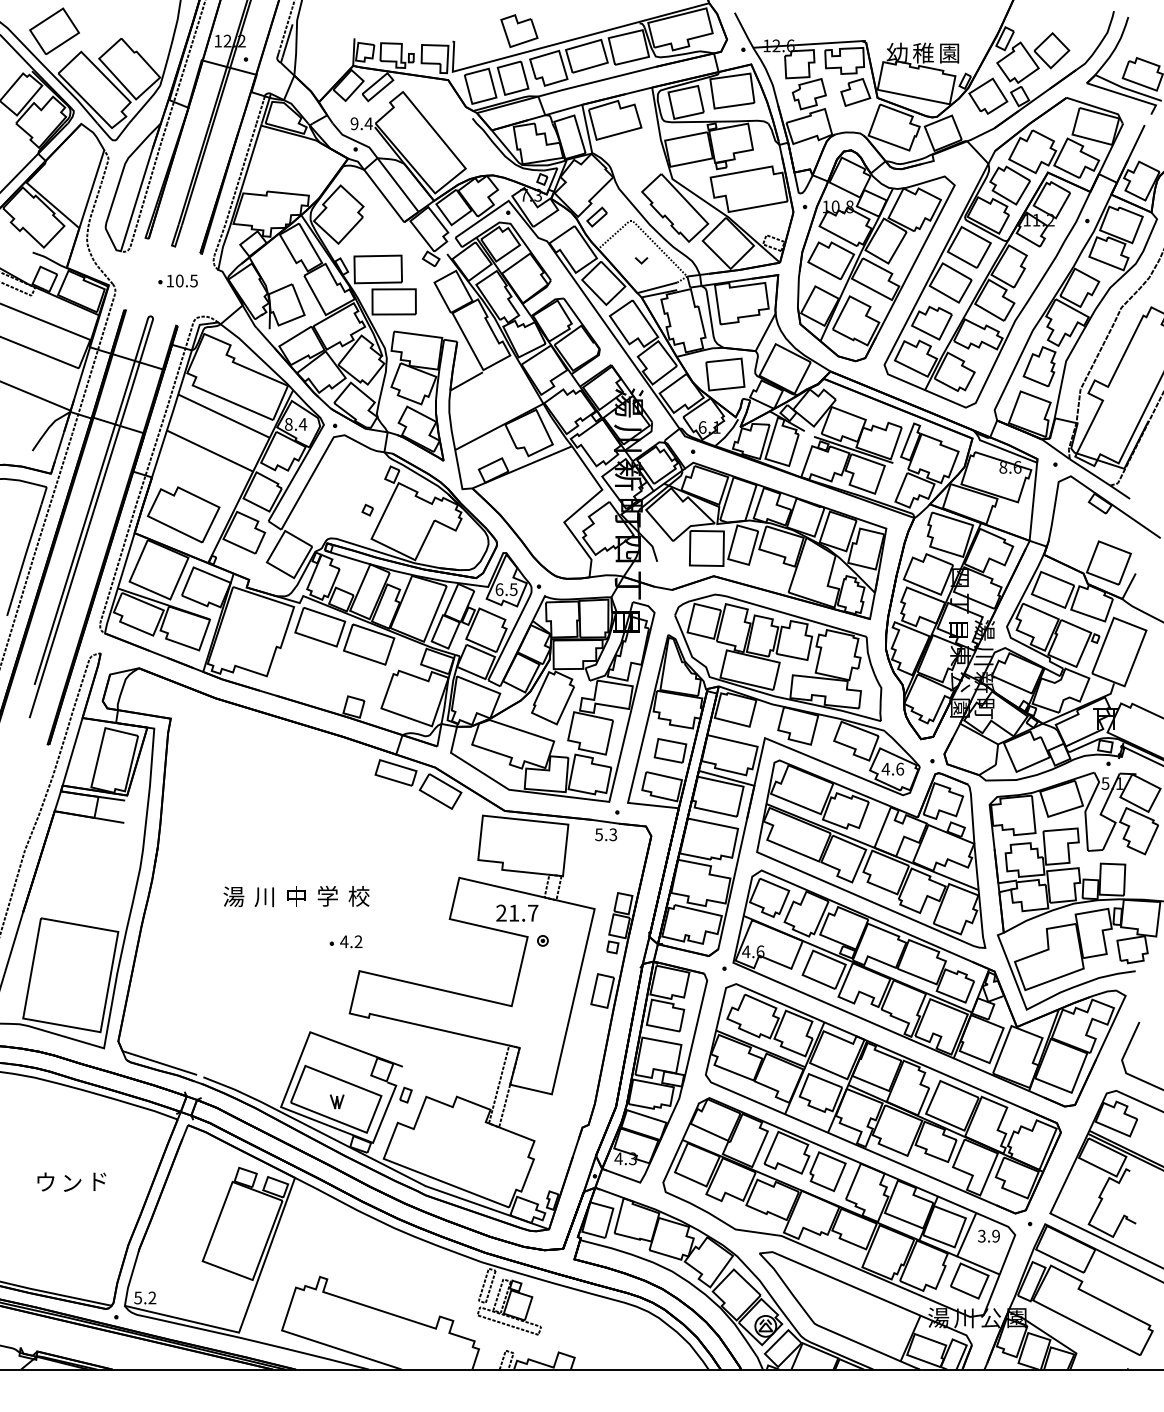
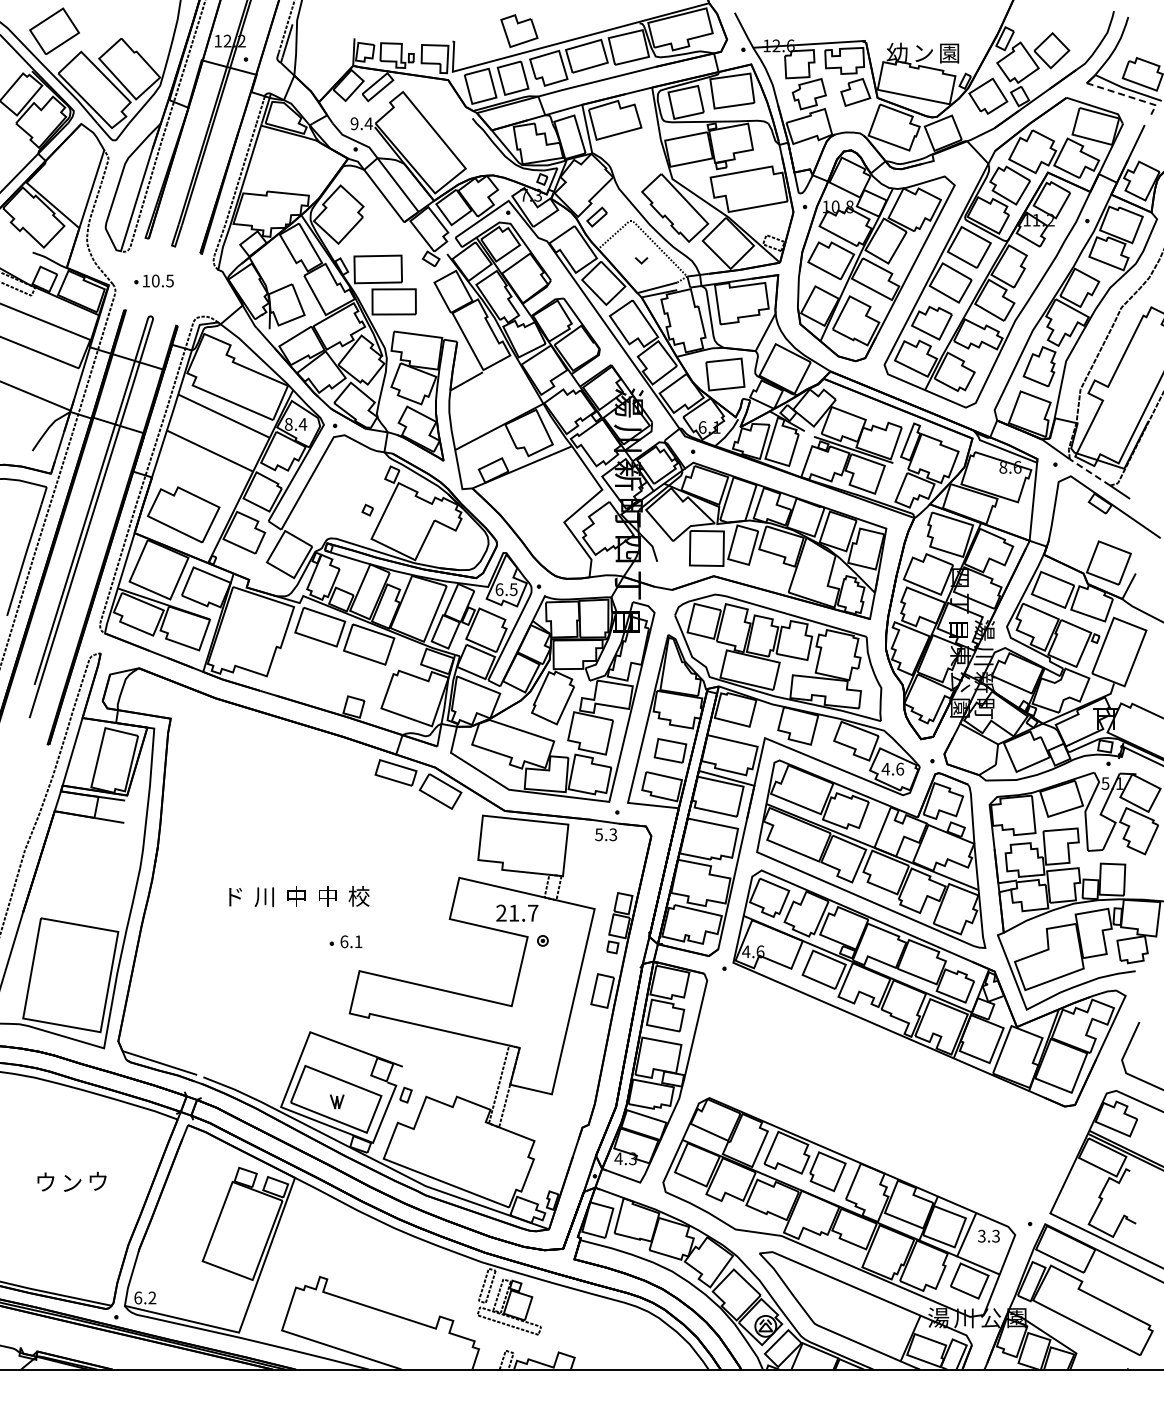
text: 稚 -> ン (923, 52)
line: solid -> dashed (1127, 96)
part position: (177, 280) -> (153, 280) (153, 280)
line: solid -> dashed (1089, 472)
text: 学 -> 中 (327, 895)
text: 湯 -> ド (233, 896)
text: 4.2 -> 6.1 (351, 941)
part: present -> none (883, 1098)
text: ド -> ウ (97, 1180)
text: 3.9 -> 3.3 (995, 1236)
text: 5.2 -> 6.2 (138, 1297)
